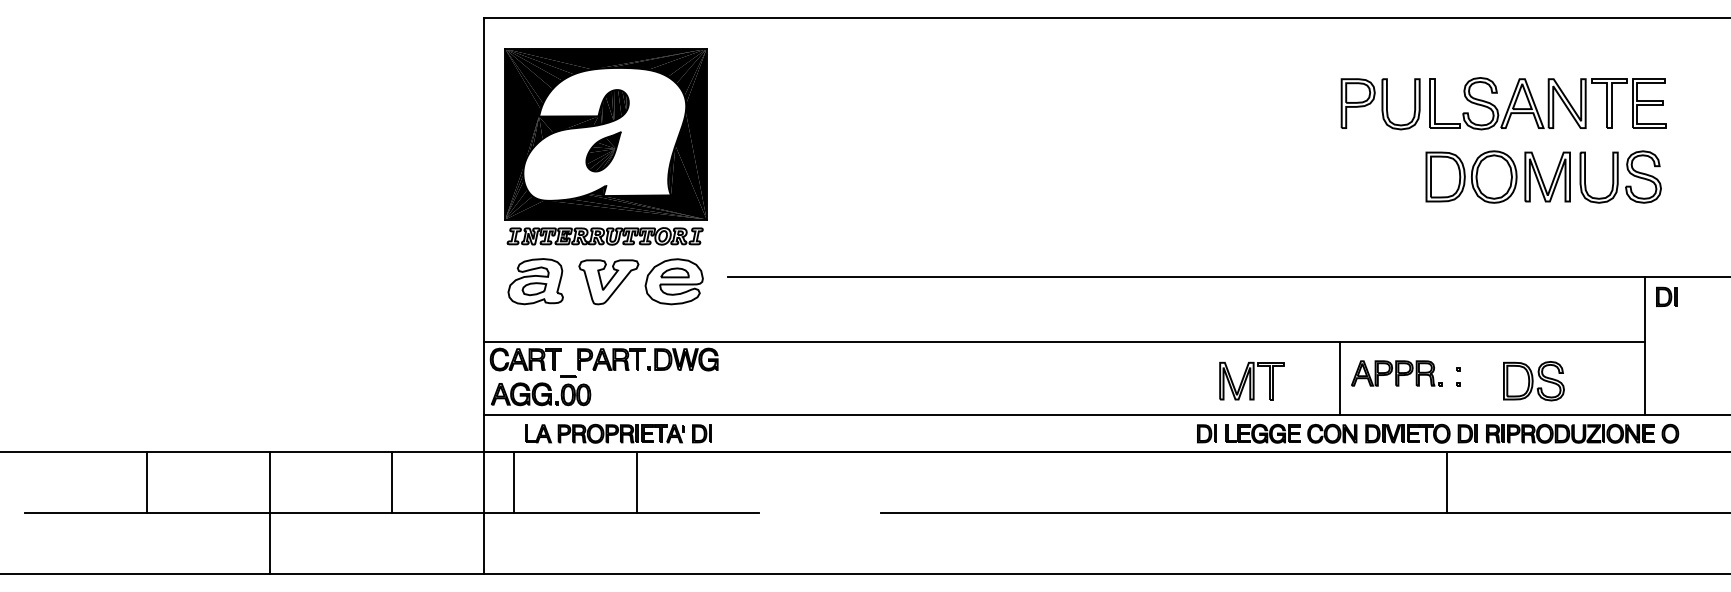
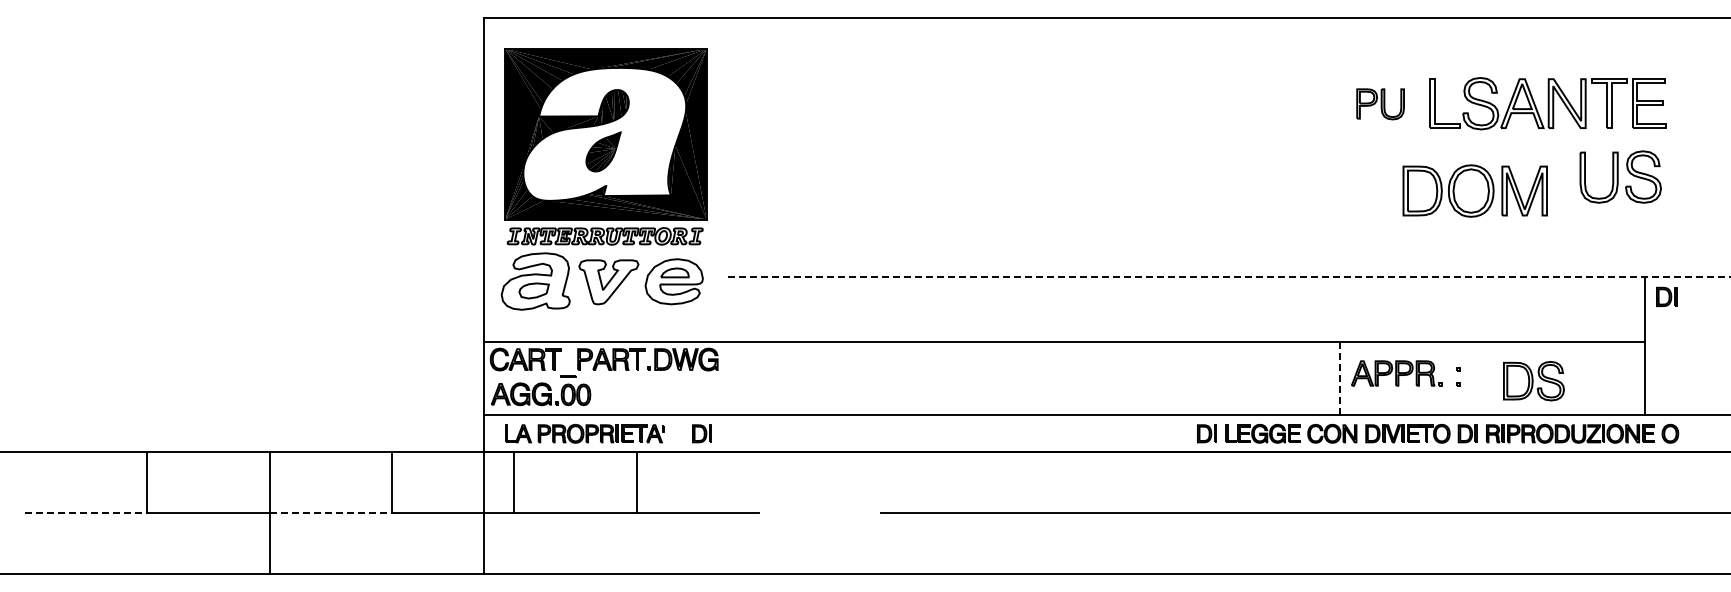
part size: 81x53 px -> 49x33 px (1380, 104)
part position: (1497, 176) -> (1474, 190) (1474, 190)
line: solid -> dashed (1229, 277)
part size: 57x48 px -> 71x59 px (535, 281)
line: solid -> dashed (1339, 378)
part: present -> none (1251, 380)
part position: (604, 433) -> (584, 433) (584, 433)
line: present -> none (1446, 482)
line: solid -> dashed (86, 513)
line: solid -> dashed (331, 513)
